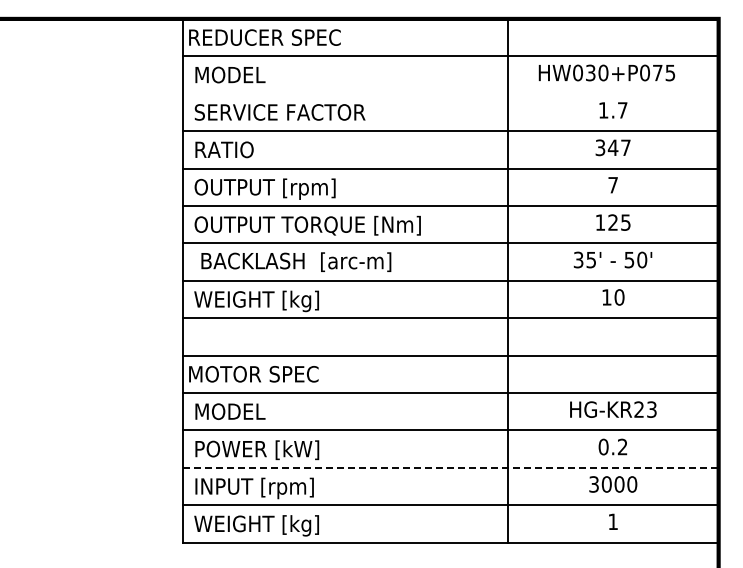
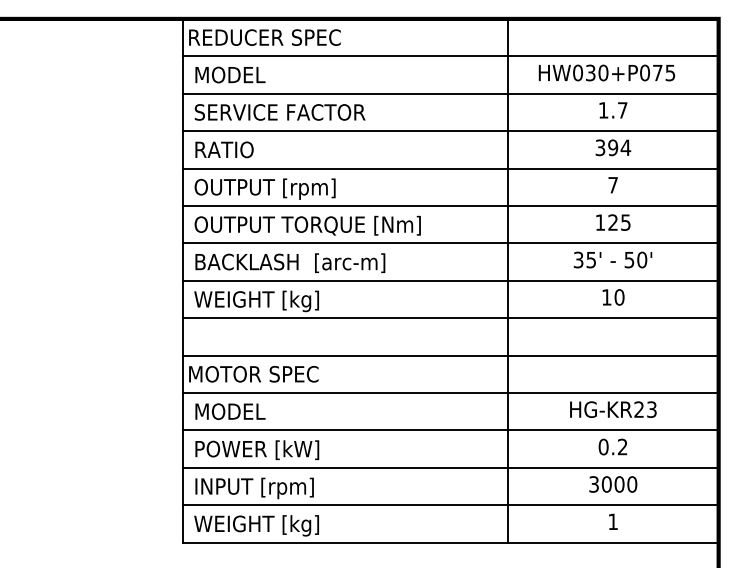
line: none -> present (450, 93)
text: 347 -> 394 (619, 147)
text position: (296, 261) -> (290, 262) (290, 262)
line: dashed -> solid (450, 467)
